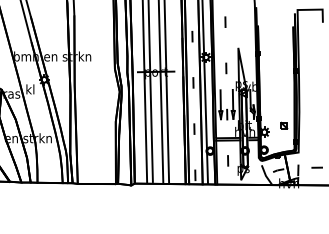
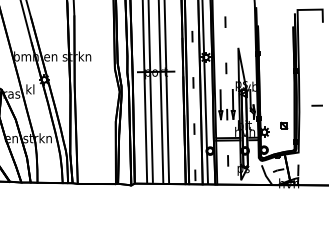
line position: (316, 167) -> (316, 105) (316, 105)
